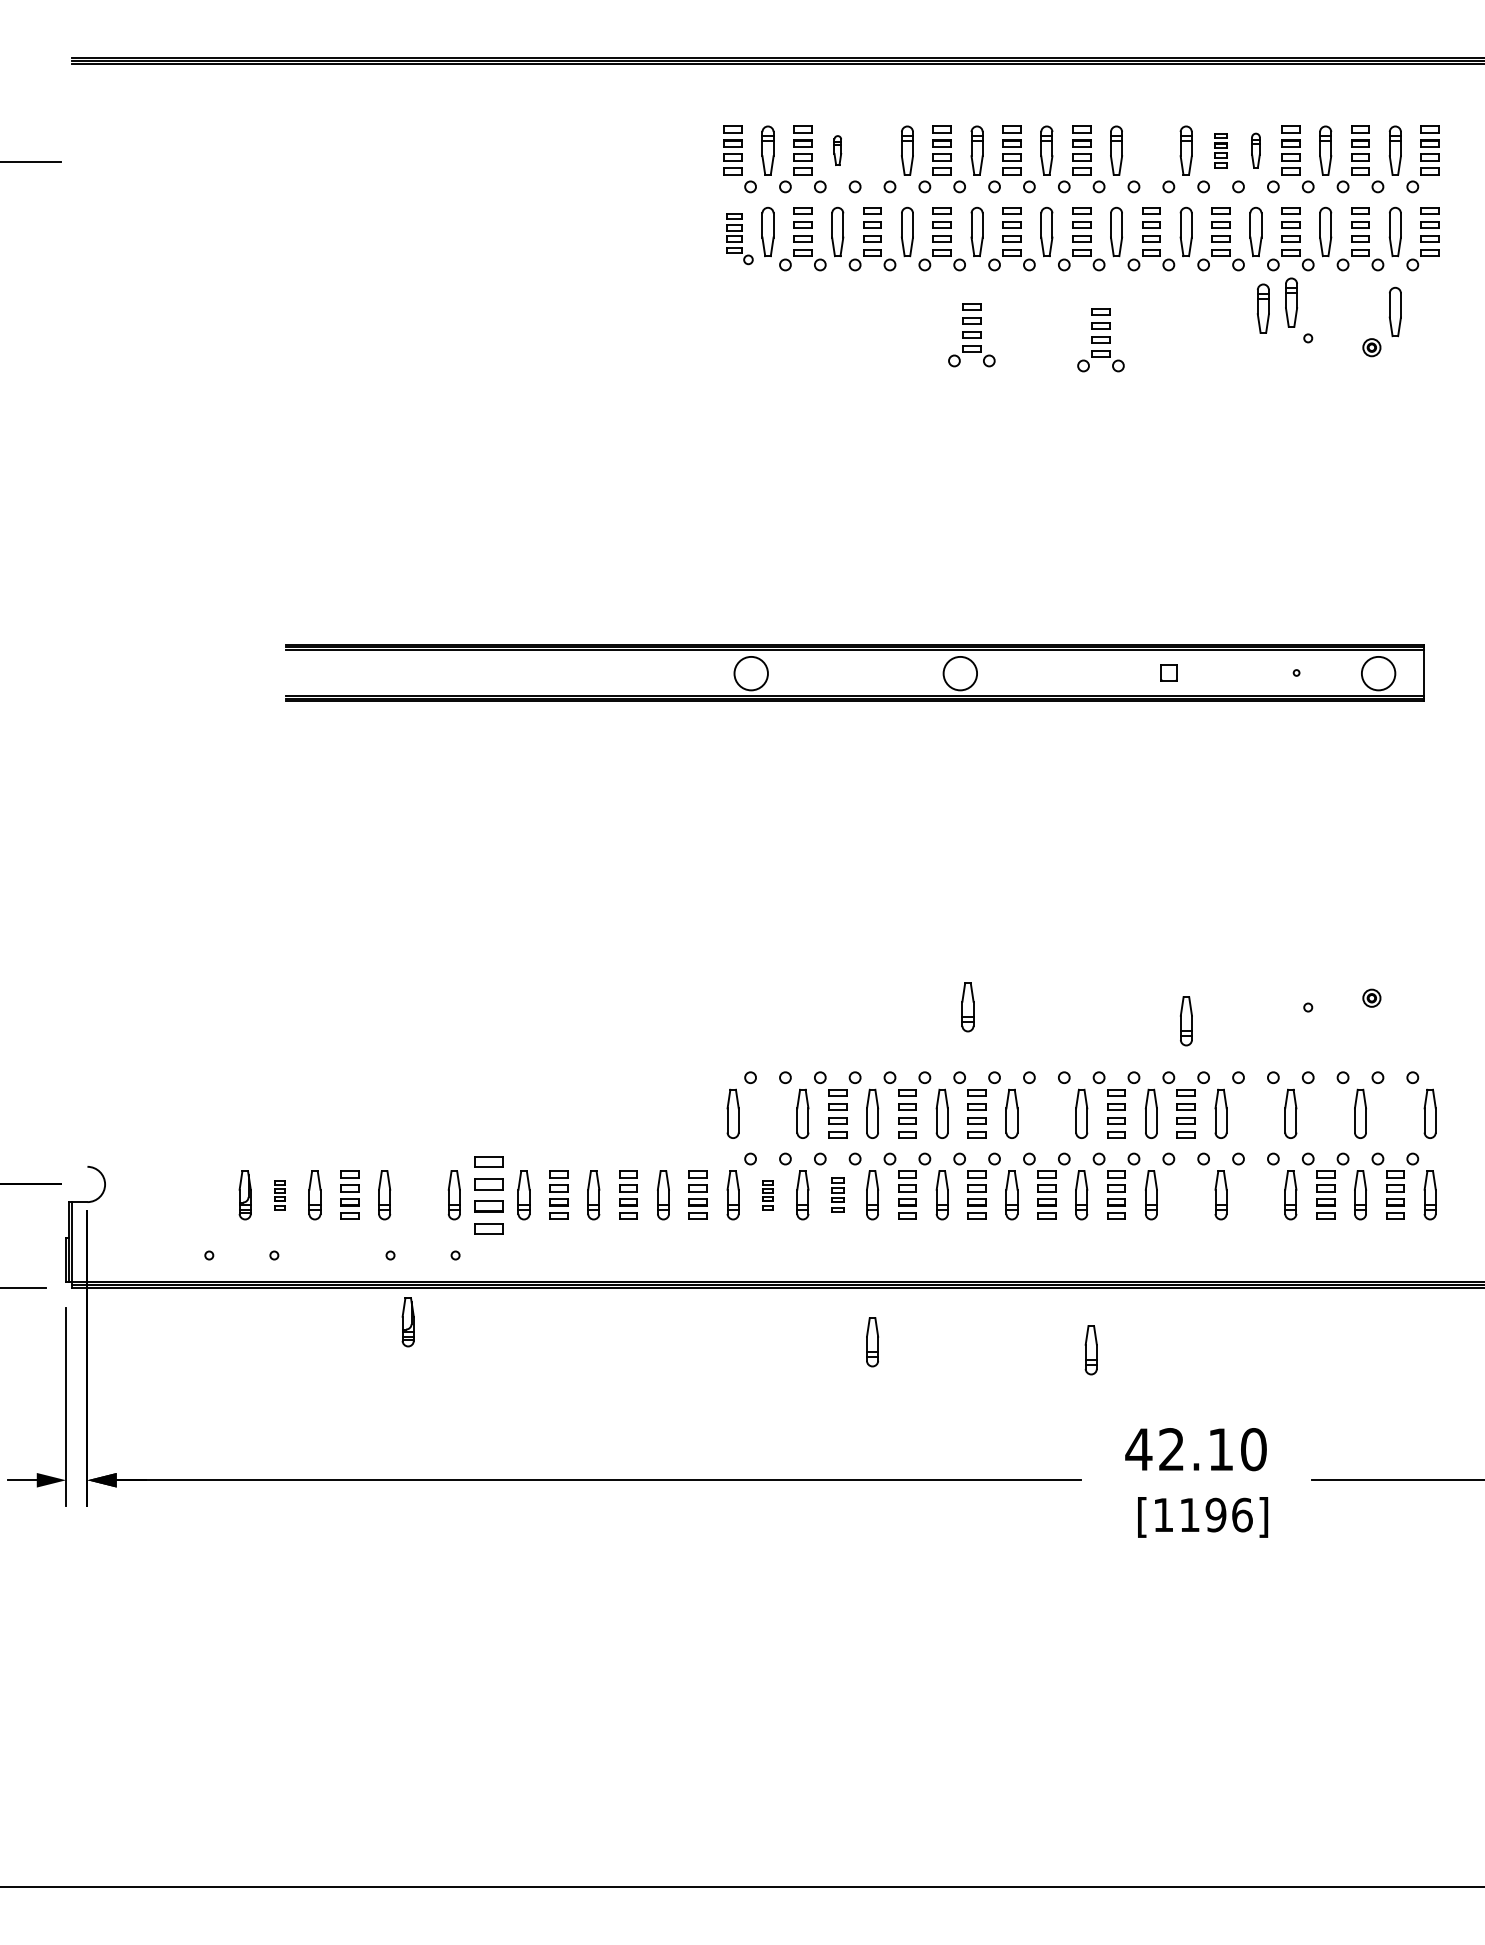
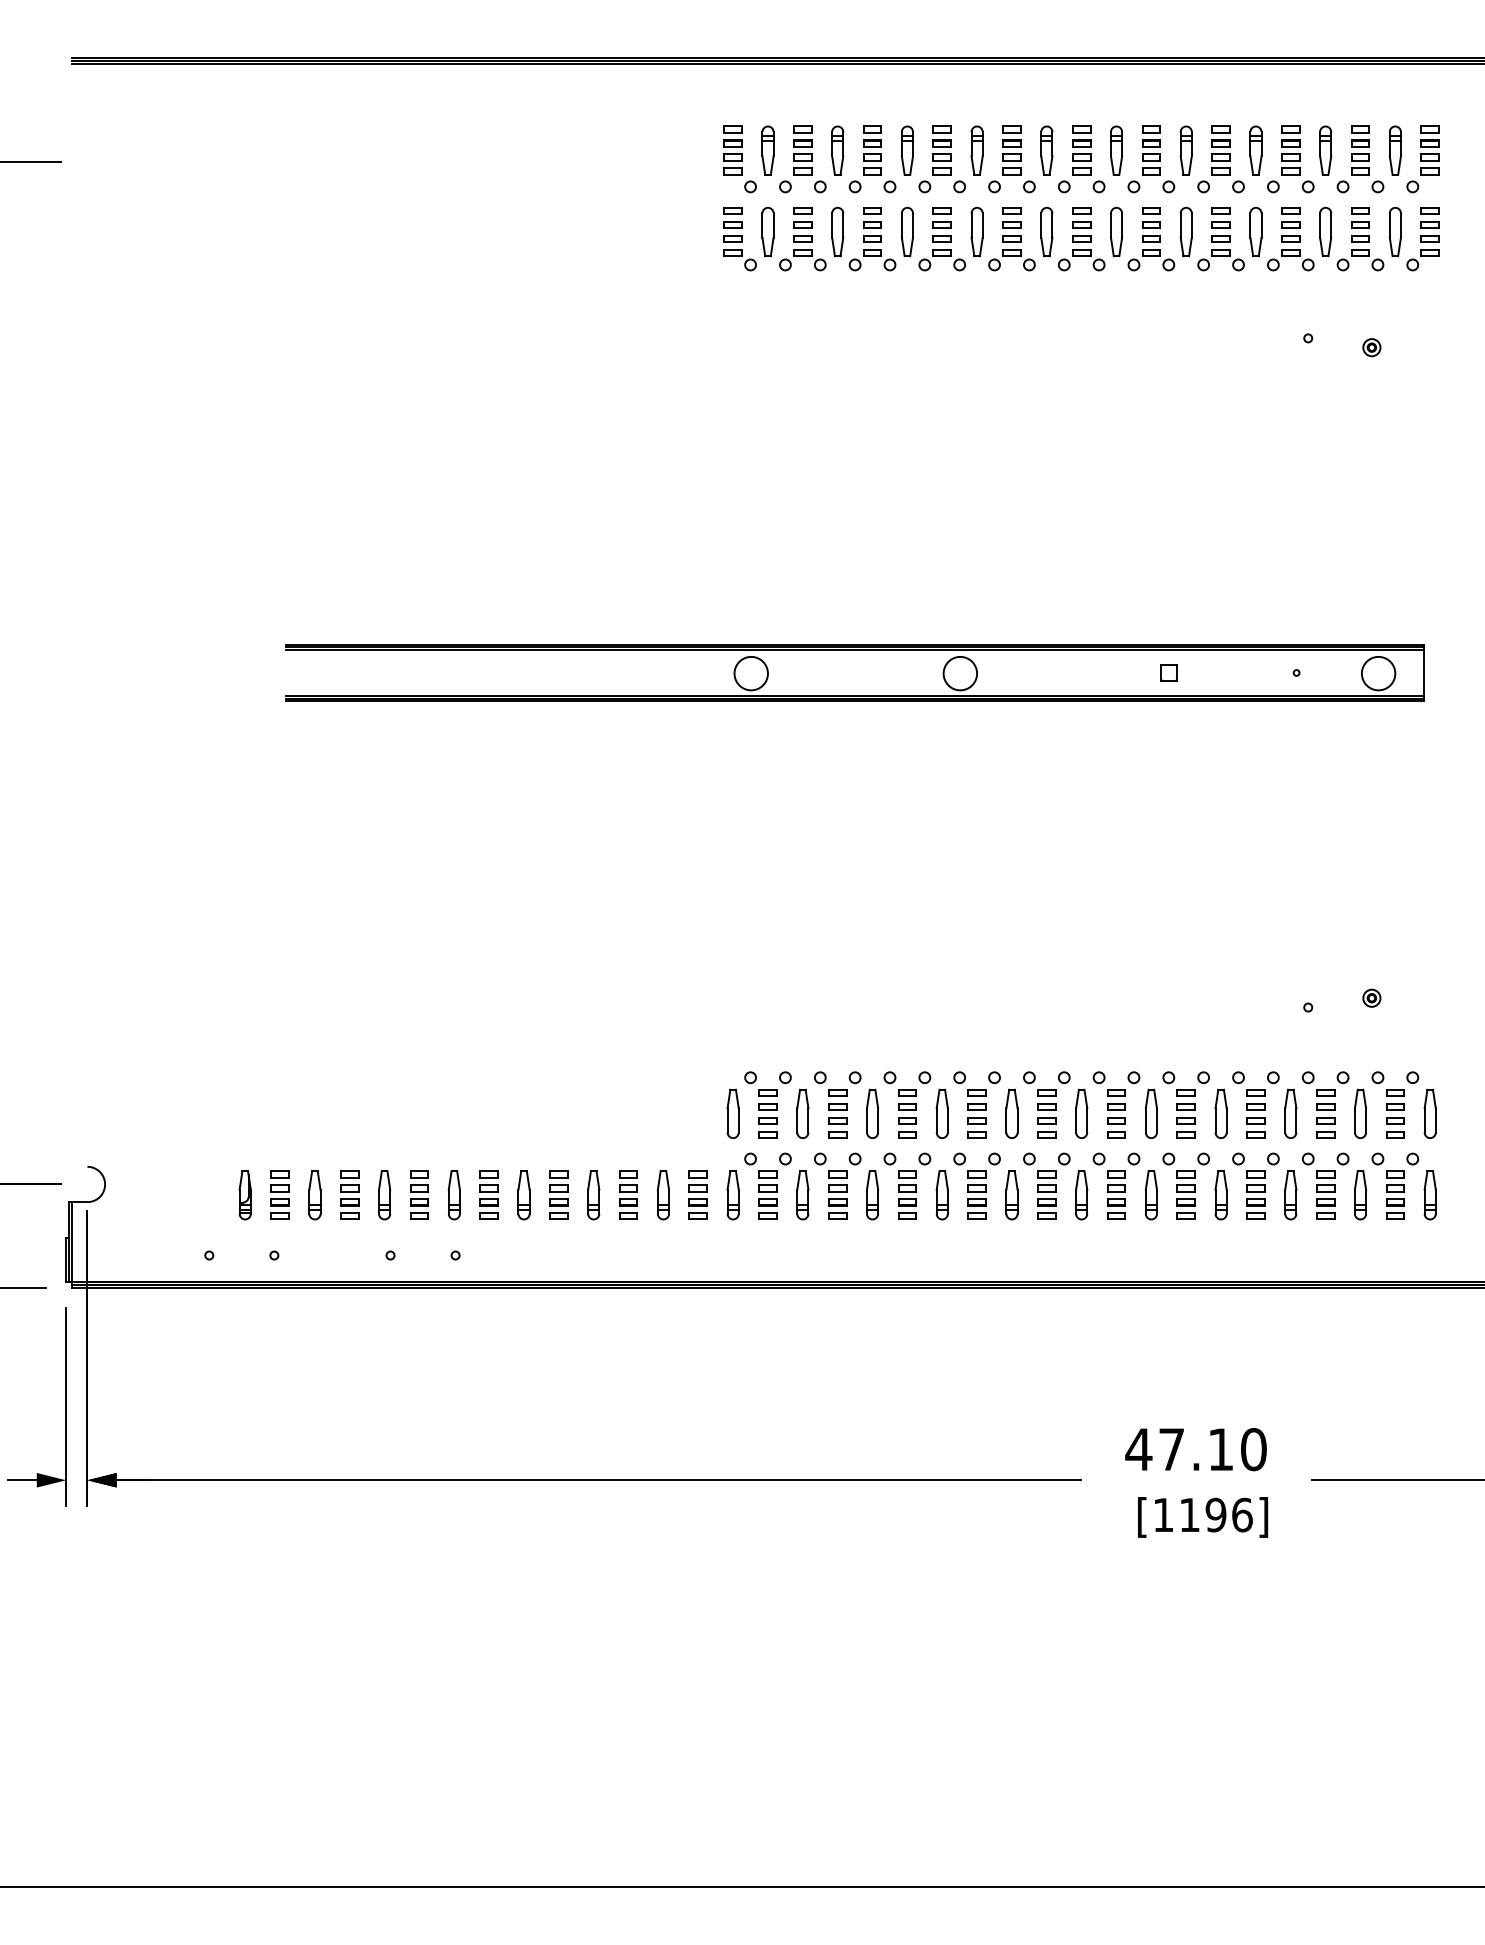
part size: 10x31 px -> 14x51 px (837, 150)
part: none -> present (872, 150)
part: none -> present (1151, 150)
part size: 14x36 px -> 20x51 px (1220, 150)
part size: 10x37 px -> 14x51 px (1255, 150)
part size: 28x53 px -> 34x65 px (739, 239)
part: present -> none (1291, 302)
part: present -> none (1262, 308)
part: present -> none (1394, 311)
part: present -> none (971, 335)
part: present -> none (1100, 340)
part: present -> none (967, 1007)
part: present -> none (1185, 1021)
part: none -> present (767, 1113)
part: none -> present (1046, 1113)
part: none -> present (1255, 1113)
part: none -> present (1325, 1113)
part: none -> present (1395, 1113)
part: none -> present (419, 1194)
part size: 14x36 px -> 20x50 px (837, 1194)
part: none -> present (1185, 1194)
part: none -> present (1255, 1194)
part size: 12x31 px -> 20x50 px (279, 1194)
part size: 30x79 px -> 20x50 px (488, 1194)
part size: 12x31 px -> 20x50 px (767, 1194)
part: present -> none (407, 1322)
part: present -> none (872, 1342)
part: present -> none (1090, 1350)
text: 42.10 -> 47.10 (1171, 1449)
